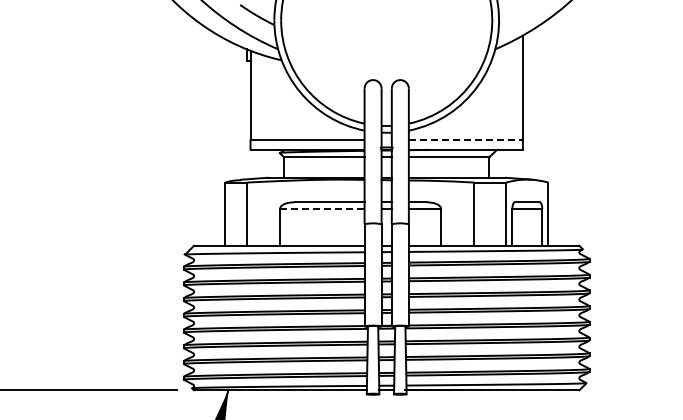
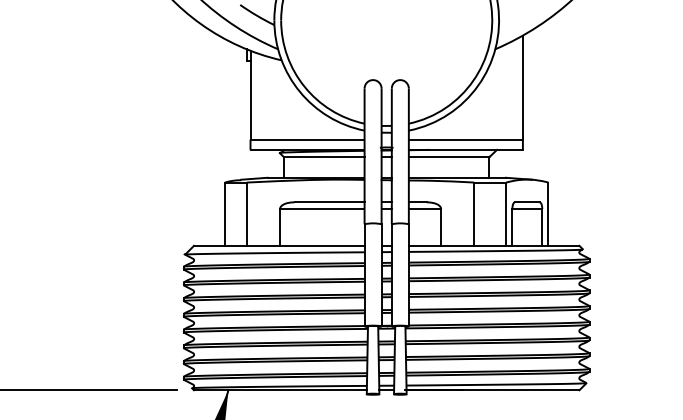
line: dashed -> solid (465, 139)
line: dashed -> solid (322, 209)
